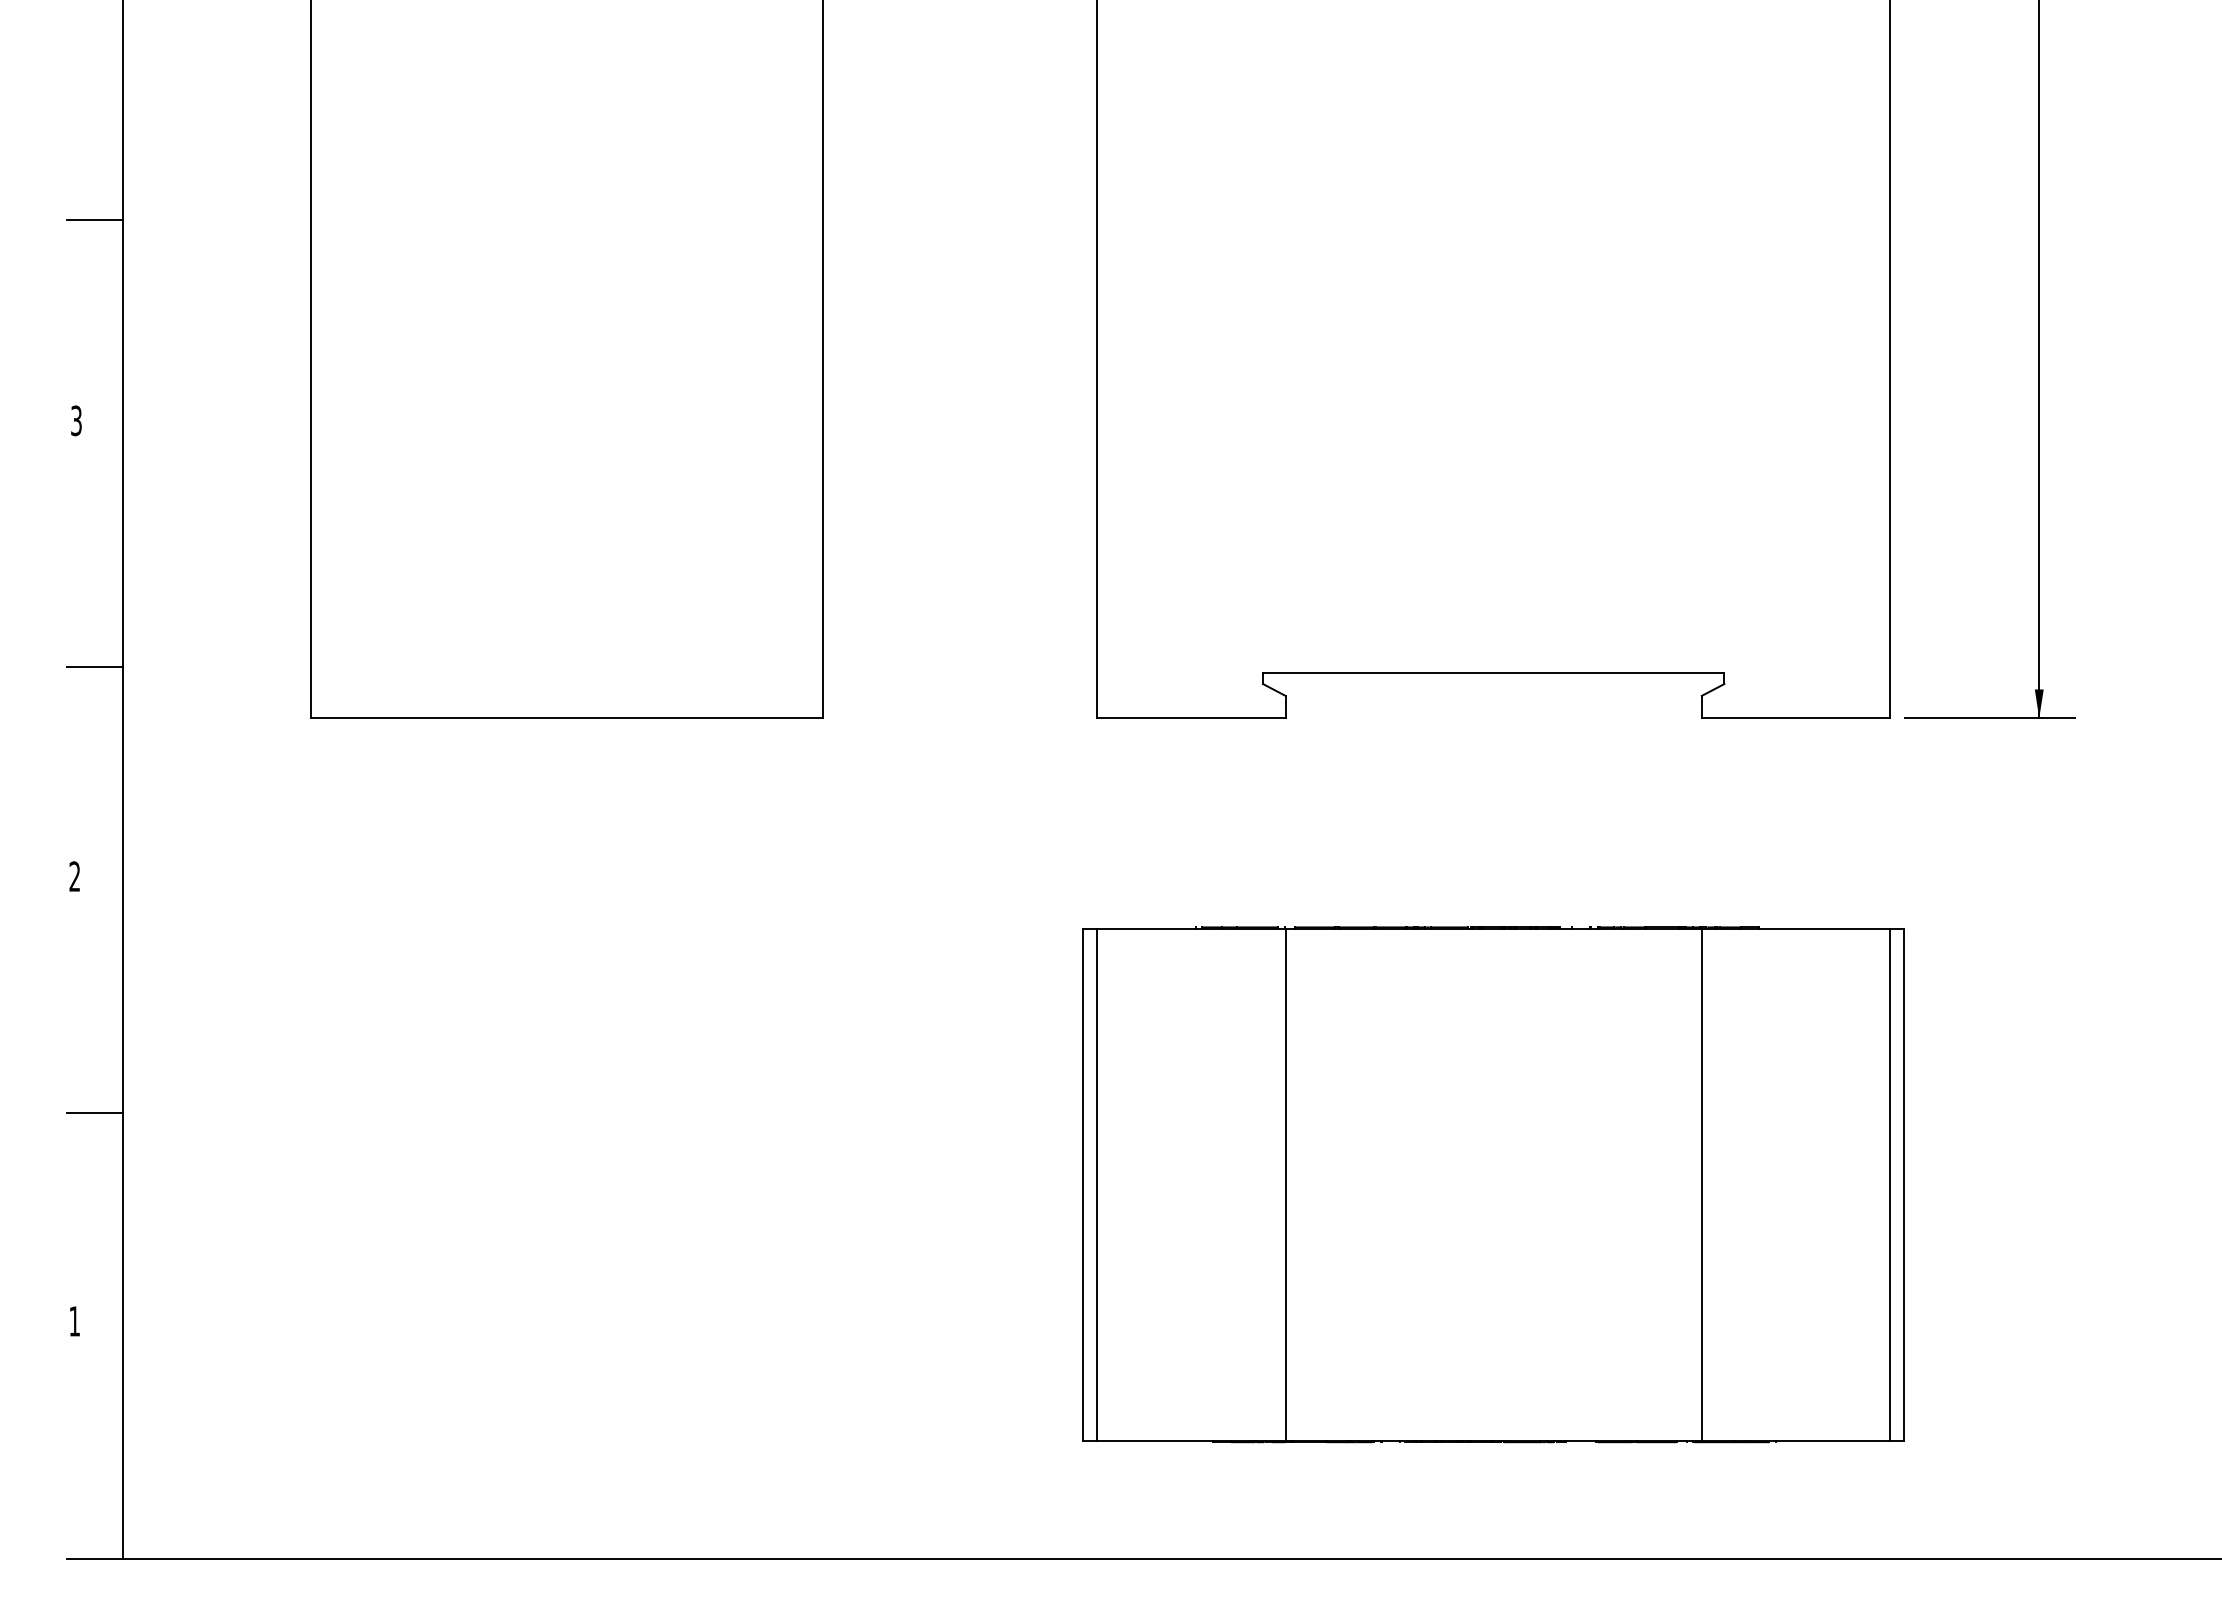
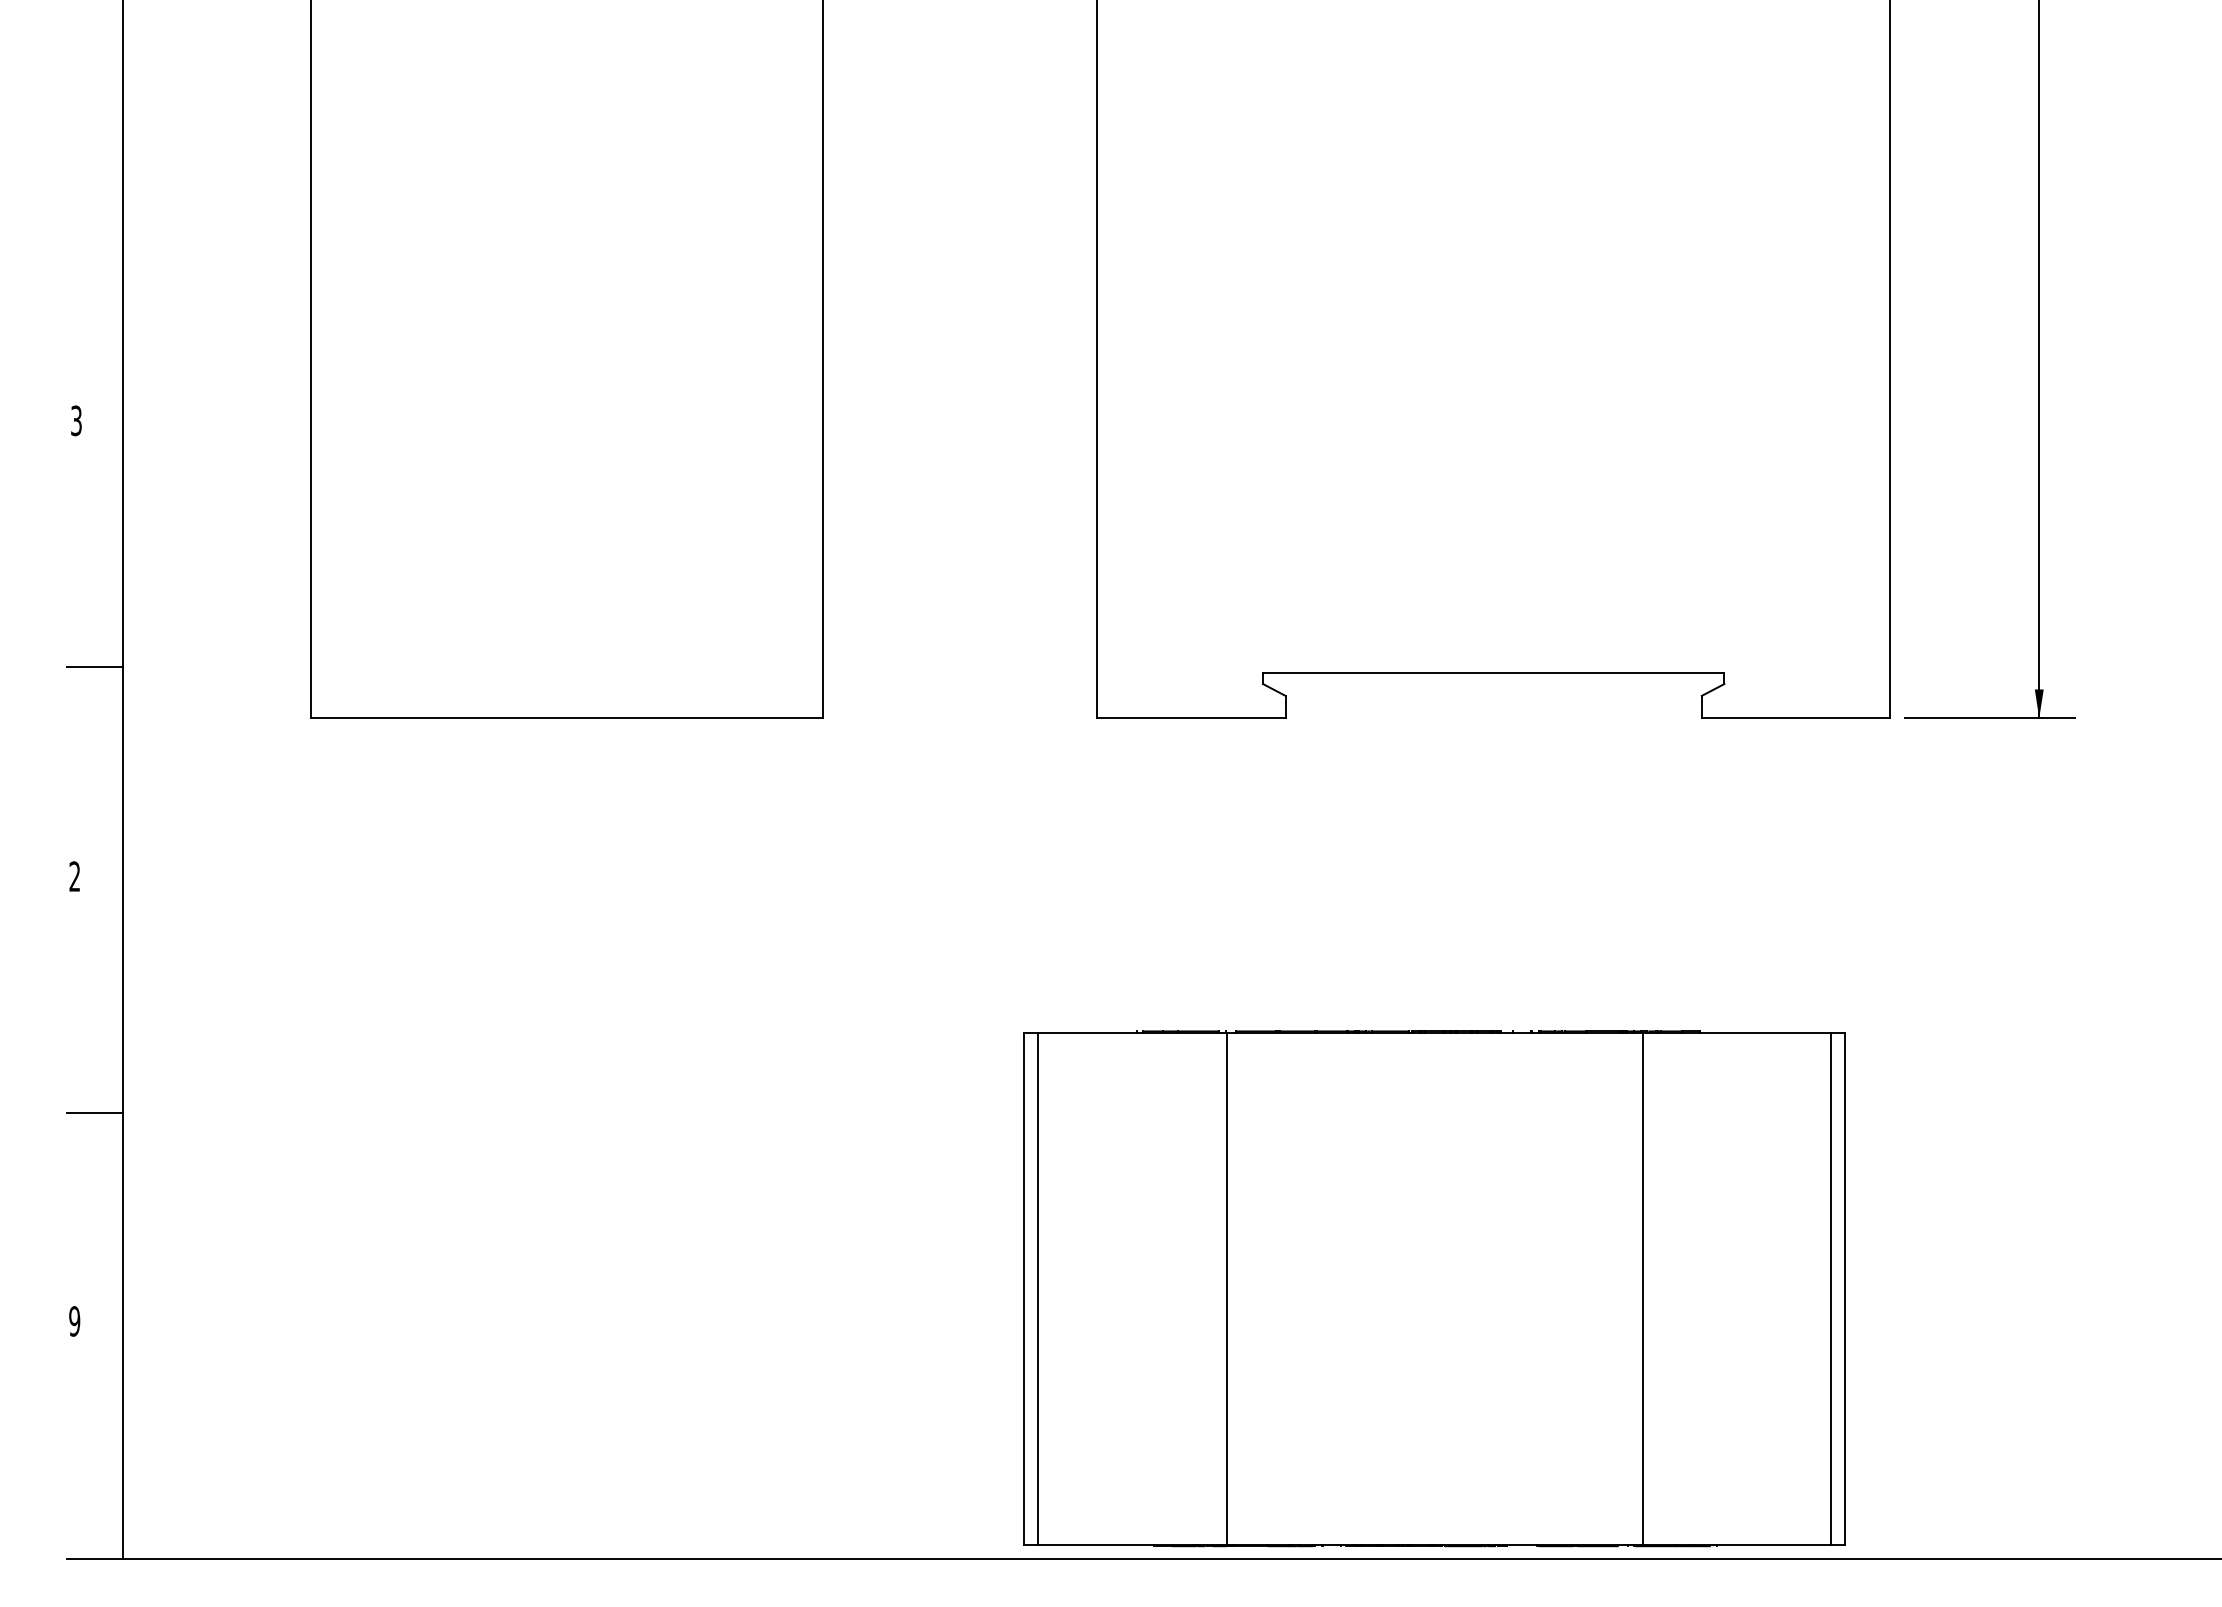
line: present -> none (94, 219)
part position: (1493, 1184) -> (1434, 1288) (1434, 1288)
text: 1 -> 9 (74, 1321)
